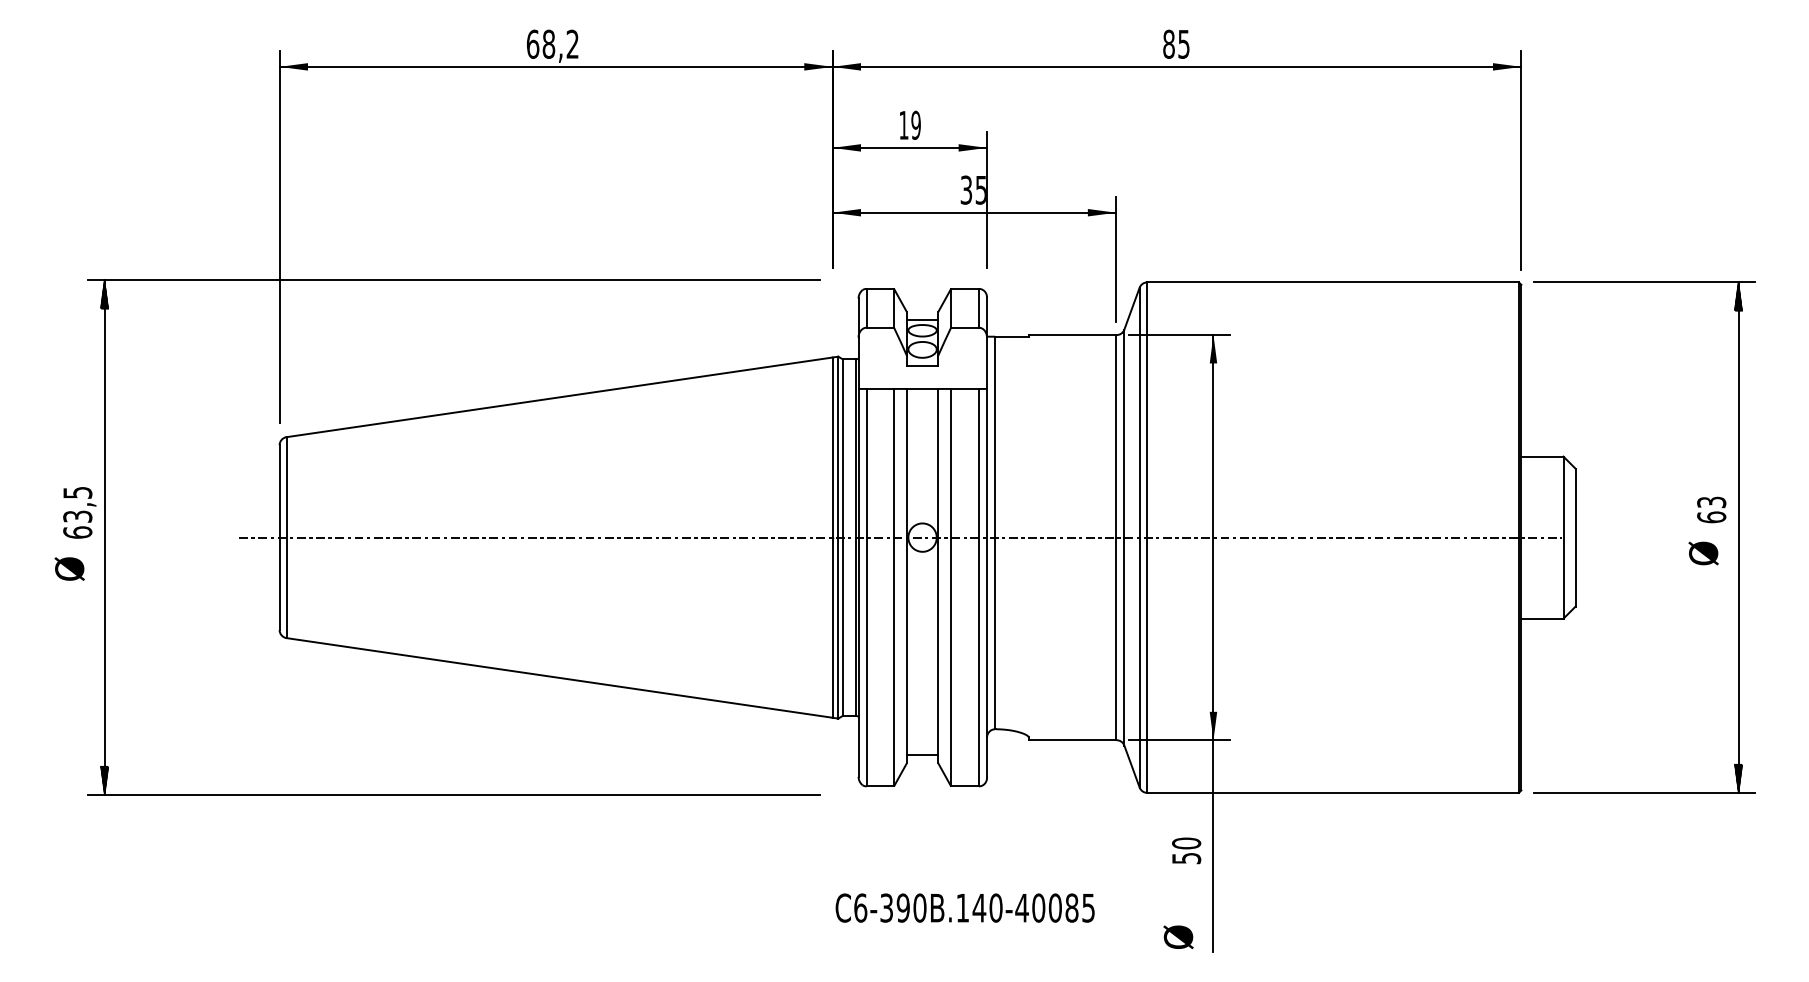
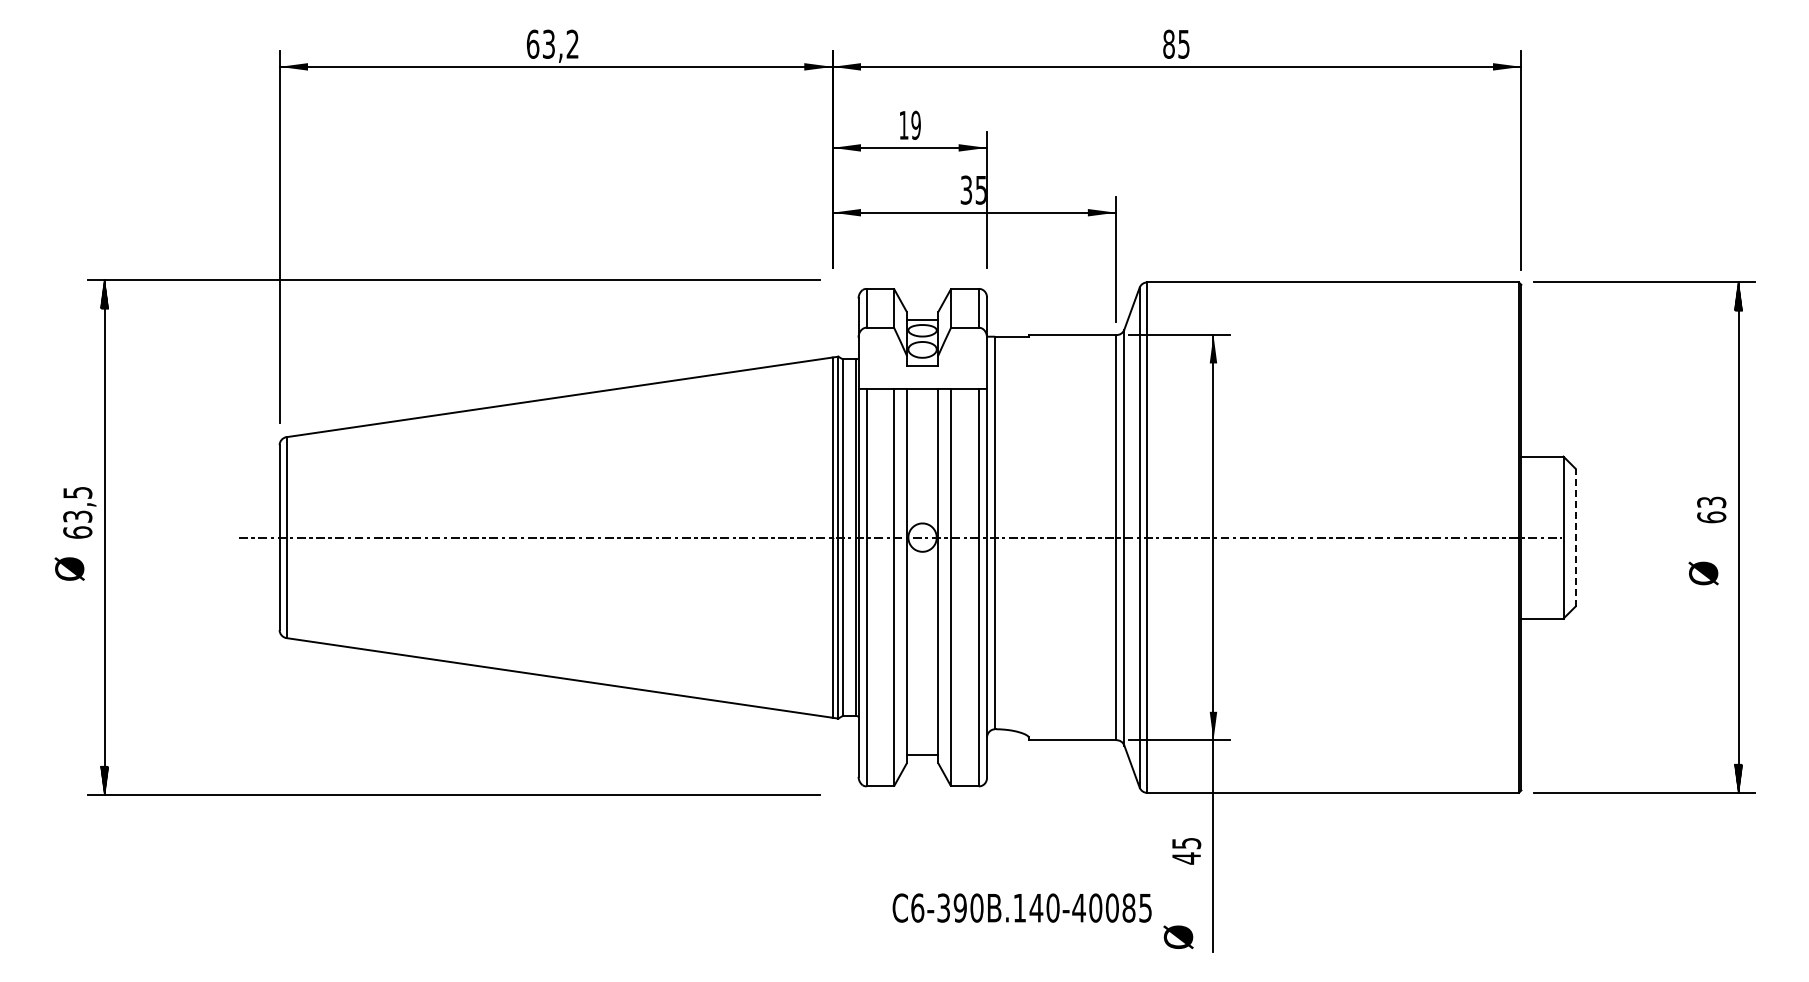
text: 68,2 -> 63,2 (548, 43)
line: solid -> dashed (1575, 537)
text position: (1703, 553) -> (1703, 573) (1703, 573)
text: 50 -> 45 (1186, 850)
text position: (964, 907) -> (1021, 907) (1021, 907)
